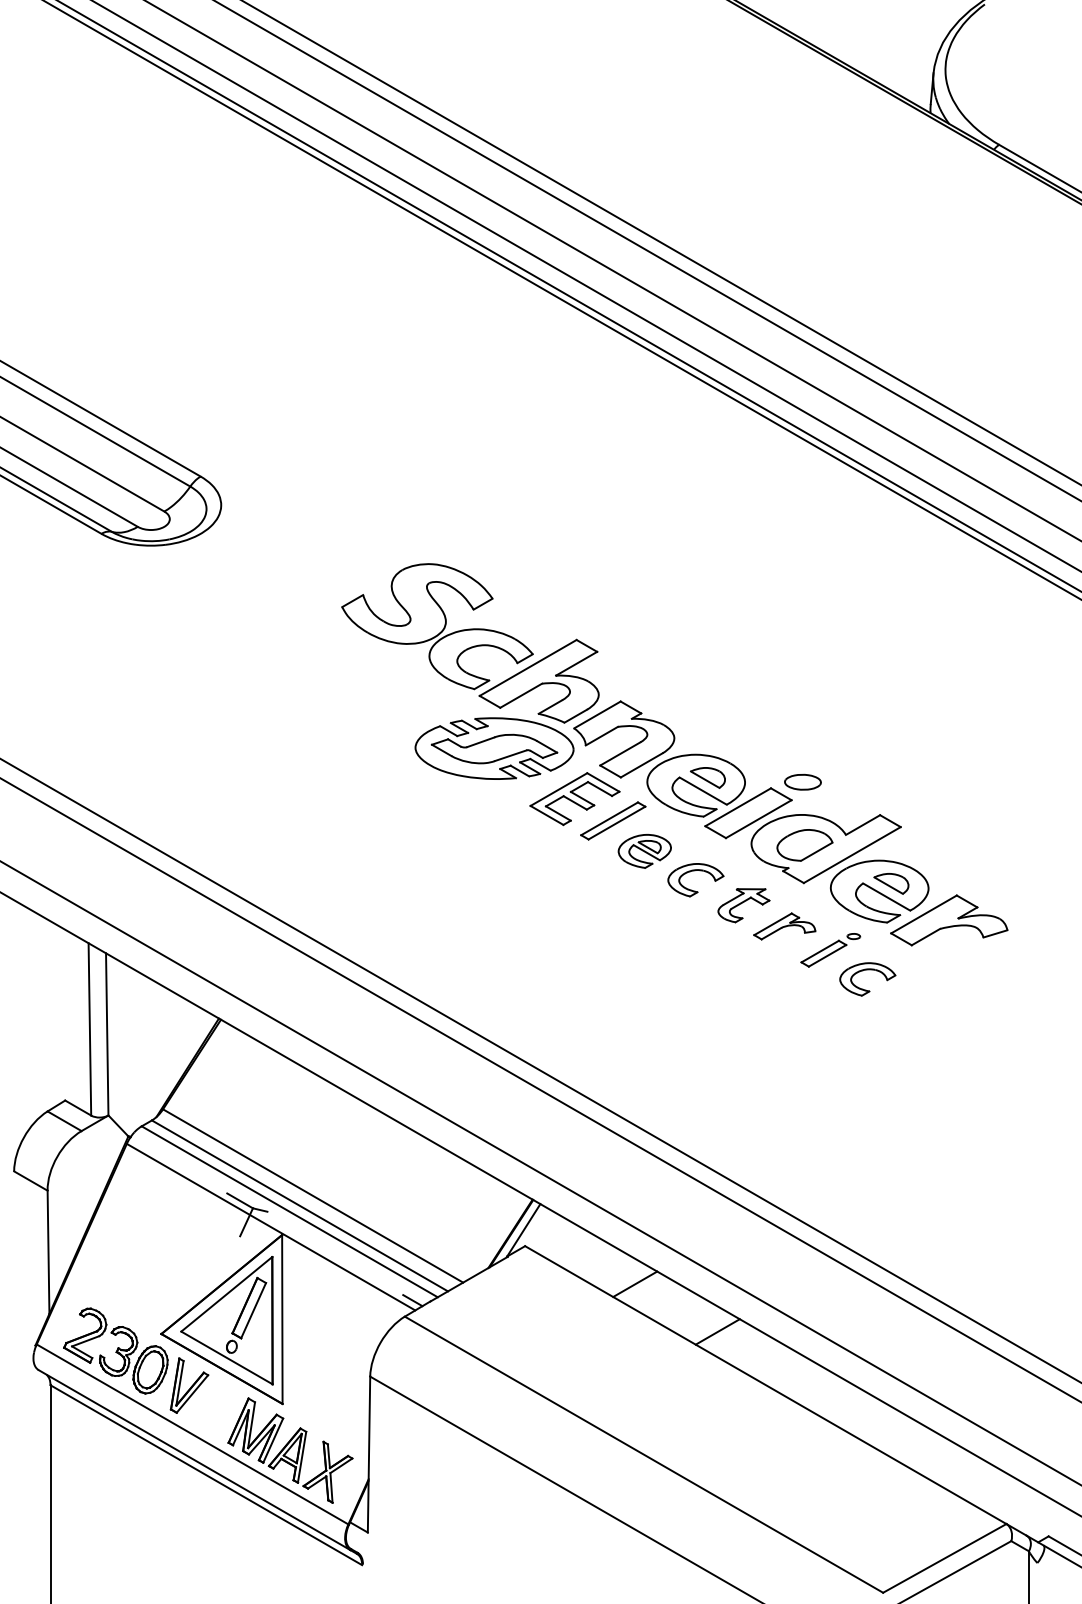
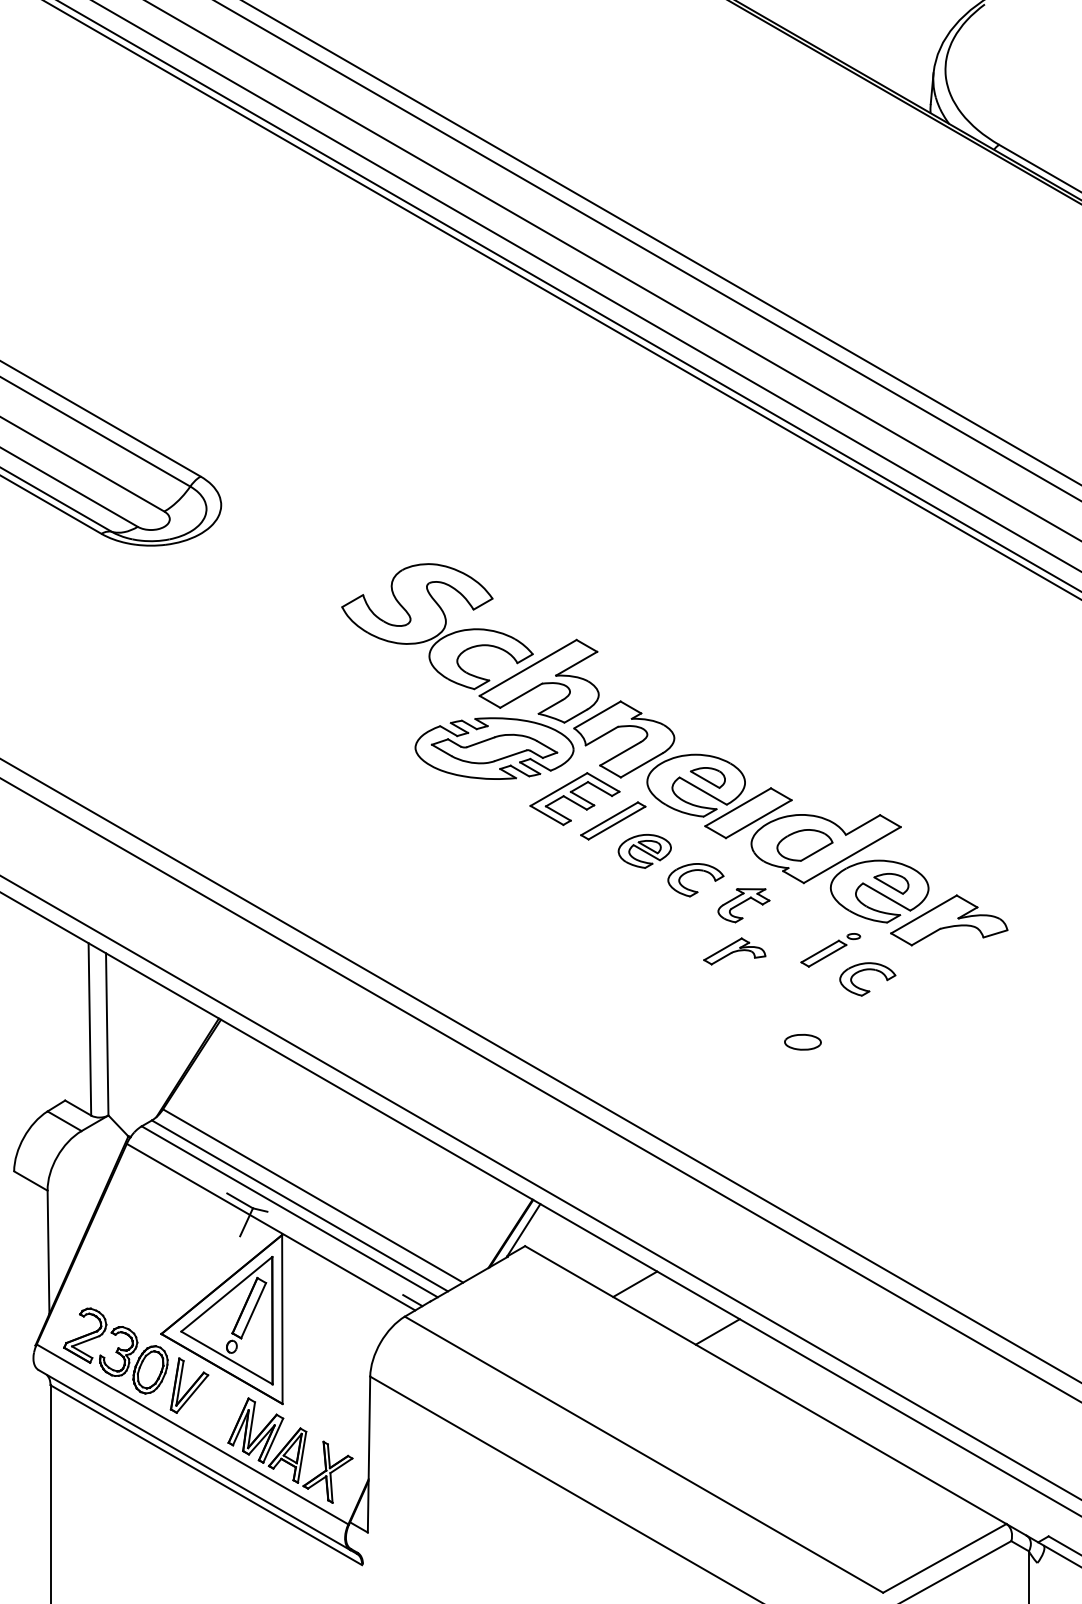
part position: (802, 781) -> (802, 1041) (802, 1041)
part position: (784, 926) -> (734, 951) (734, 951)
line position: (540, 1172) -> (540, 1187) (540, 1187)
